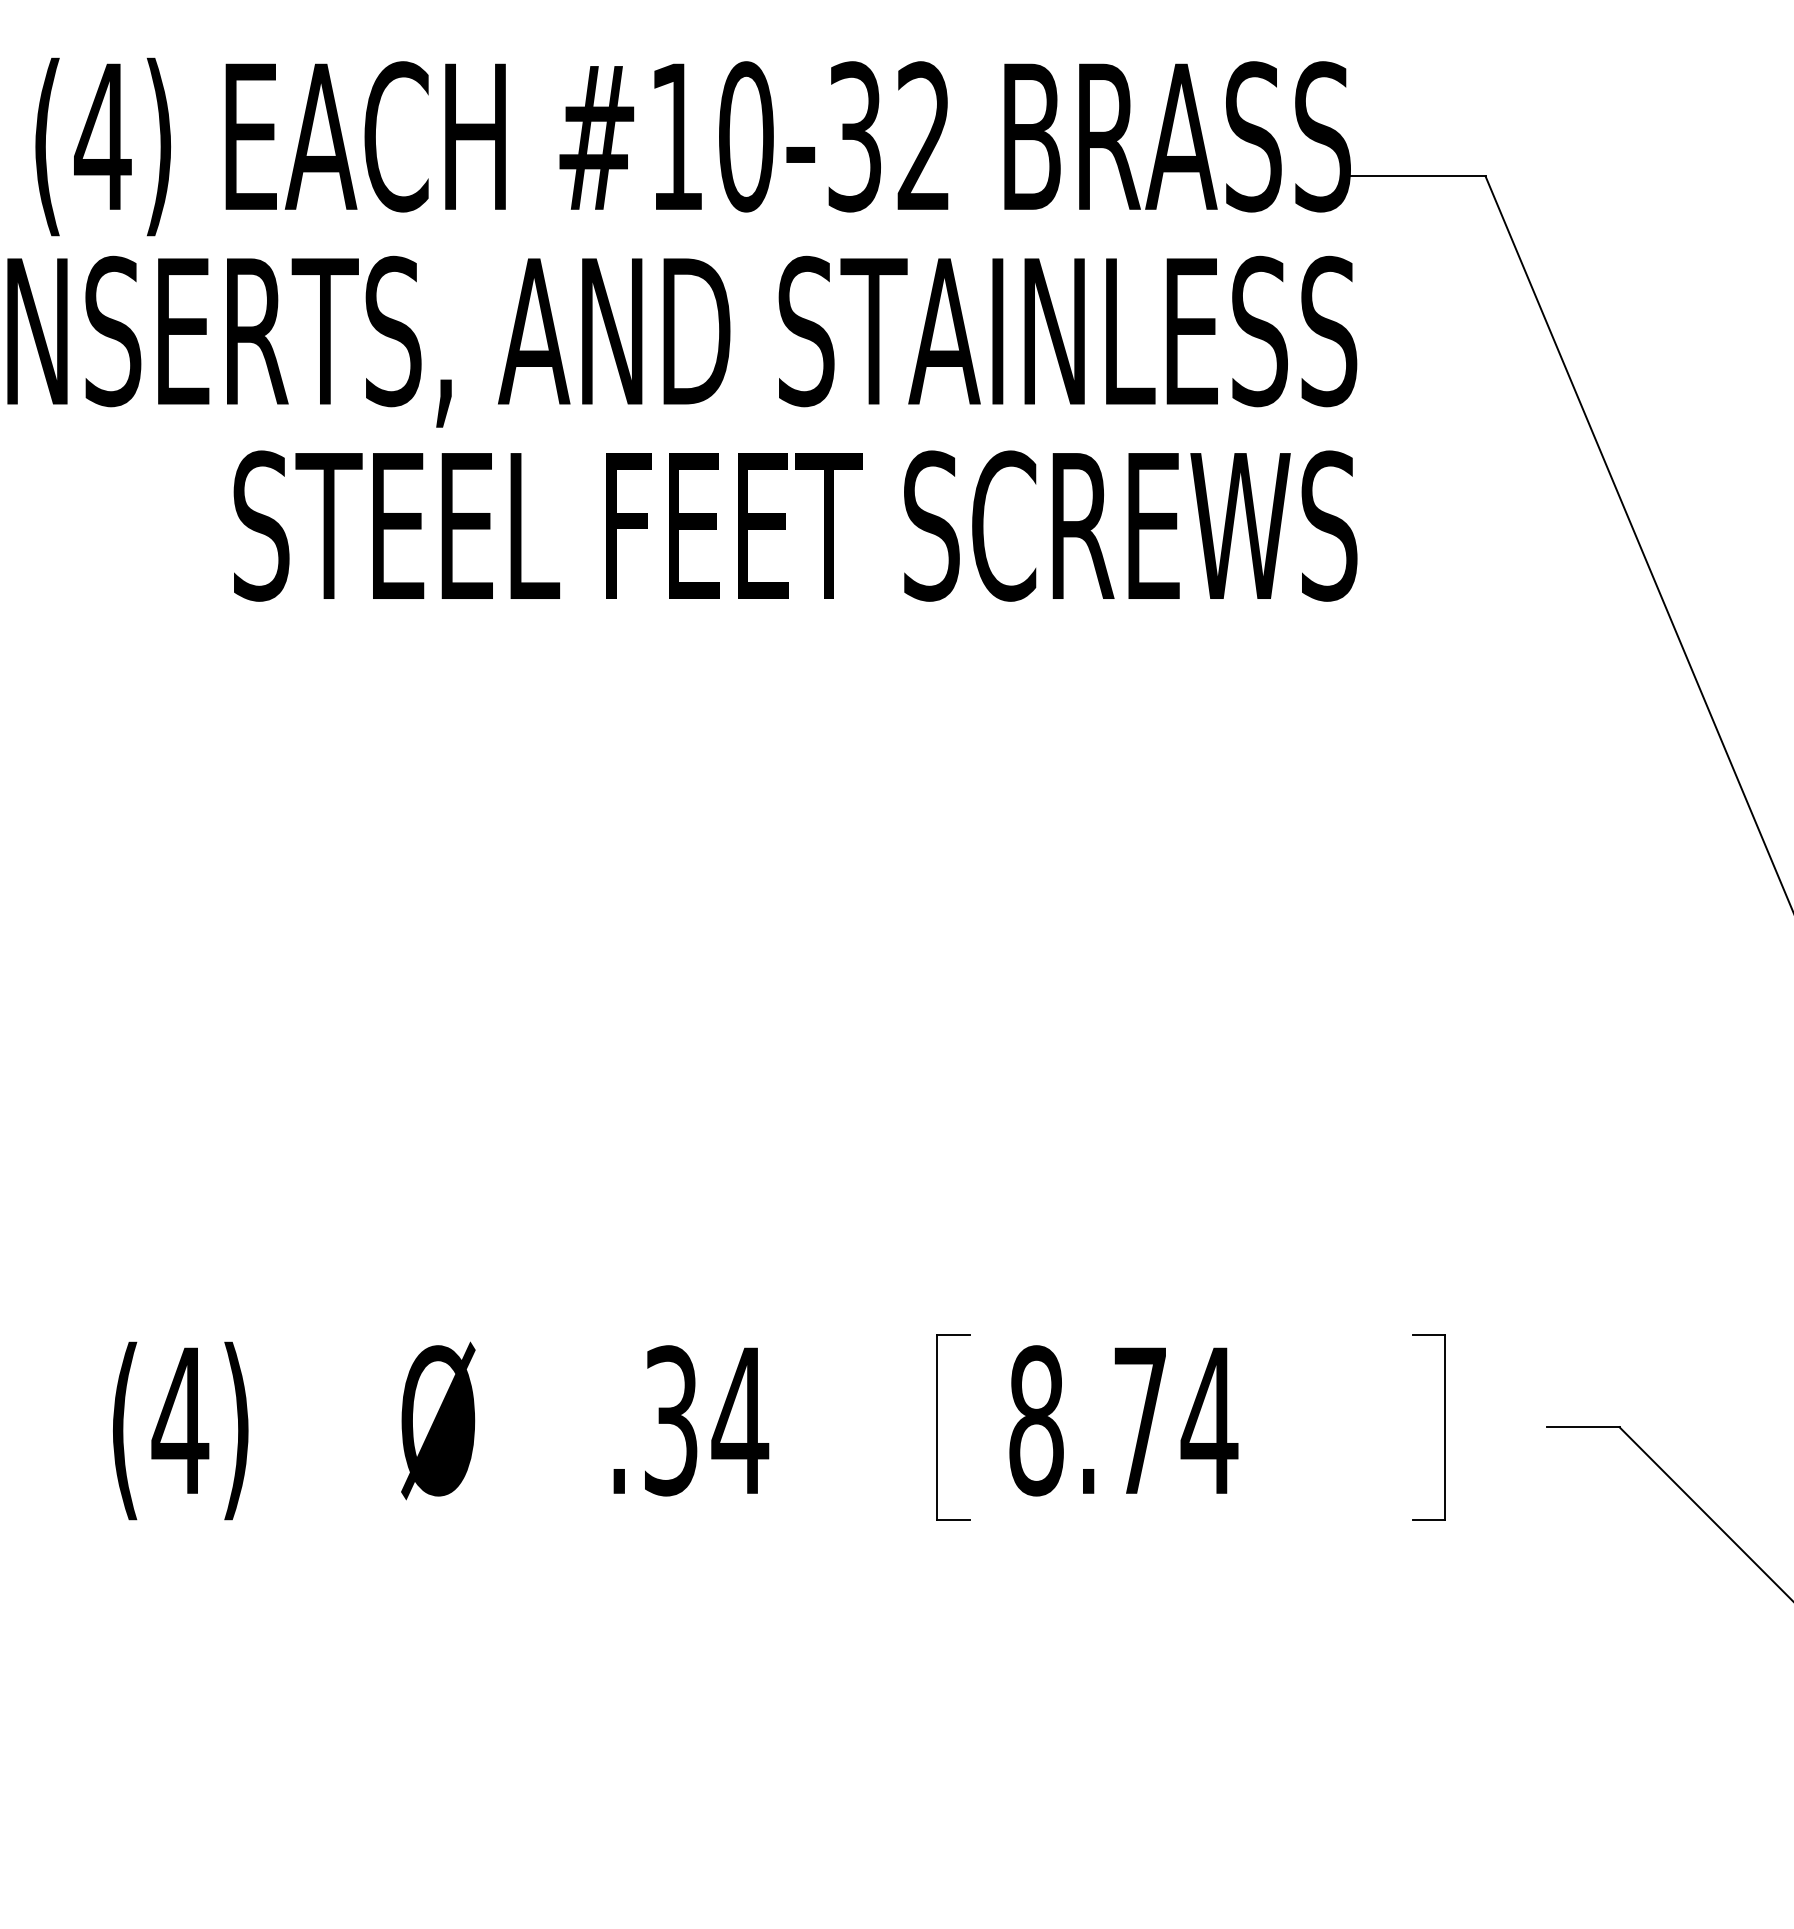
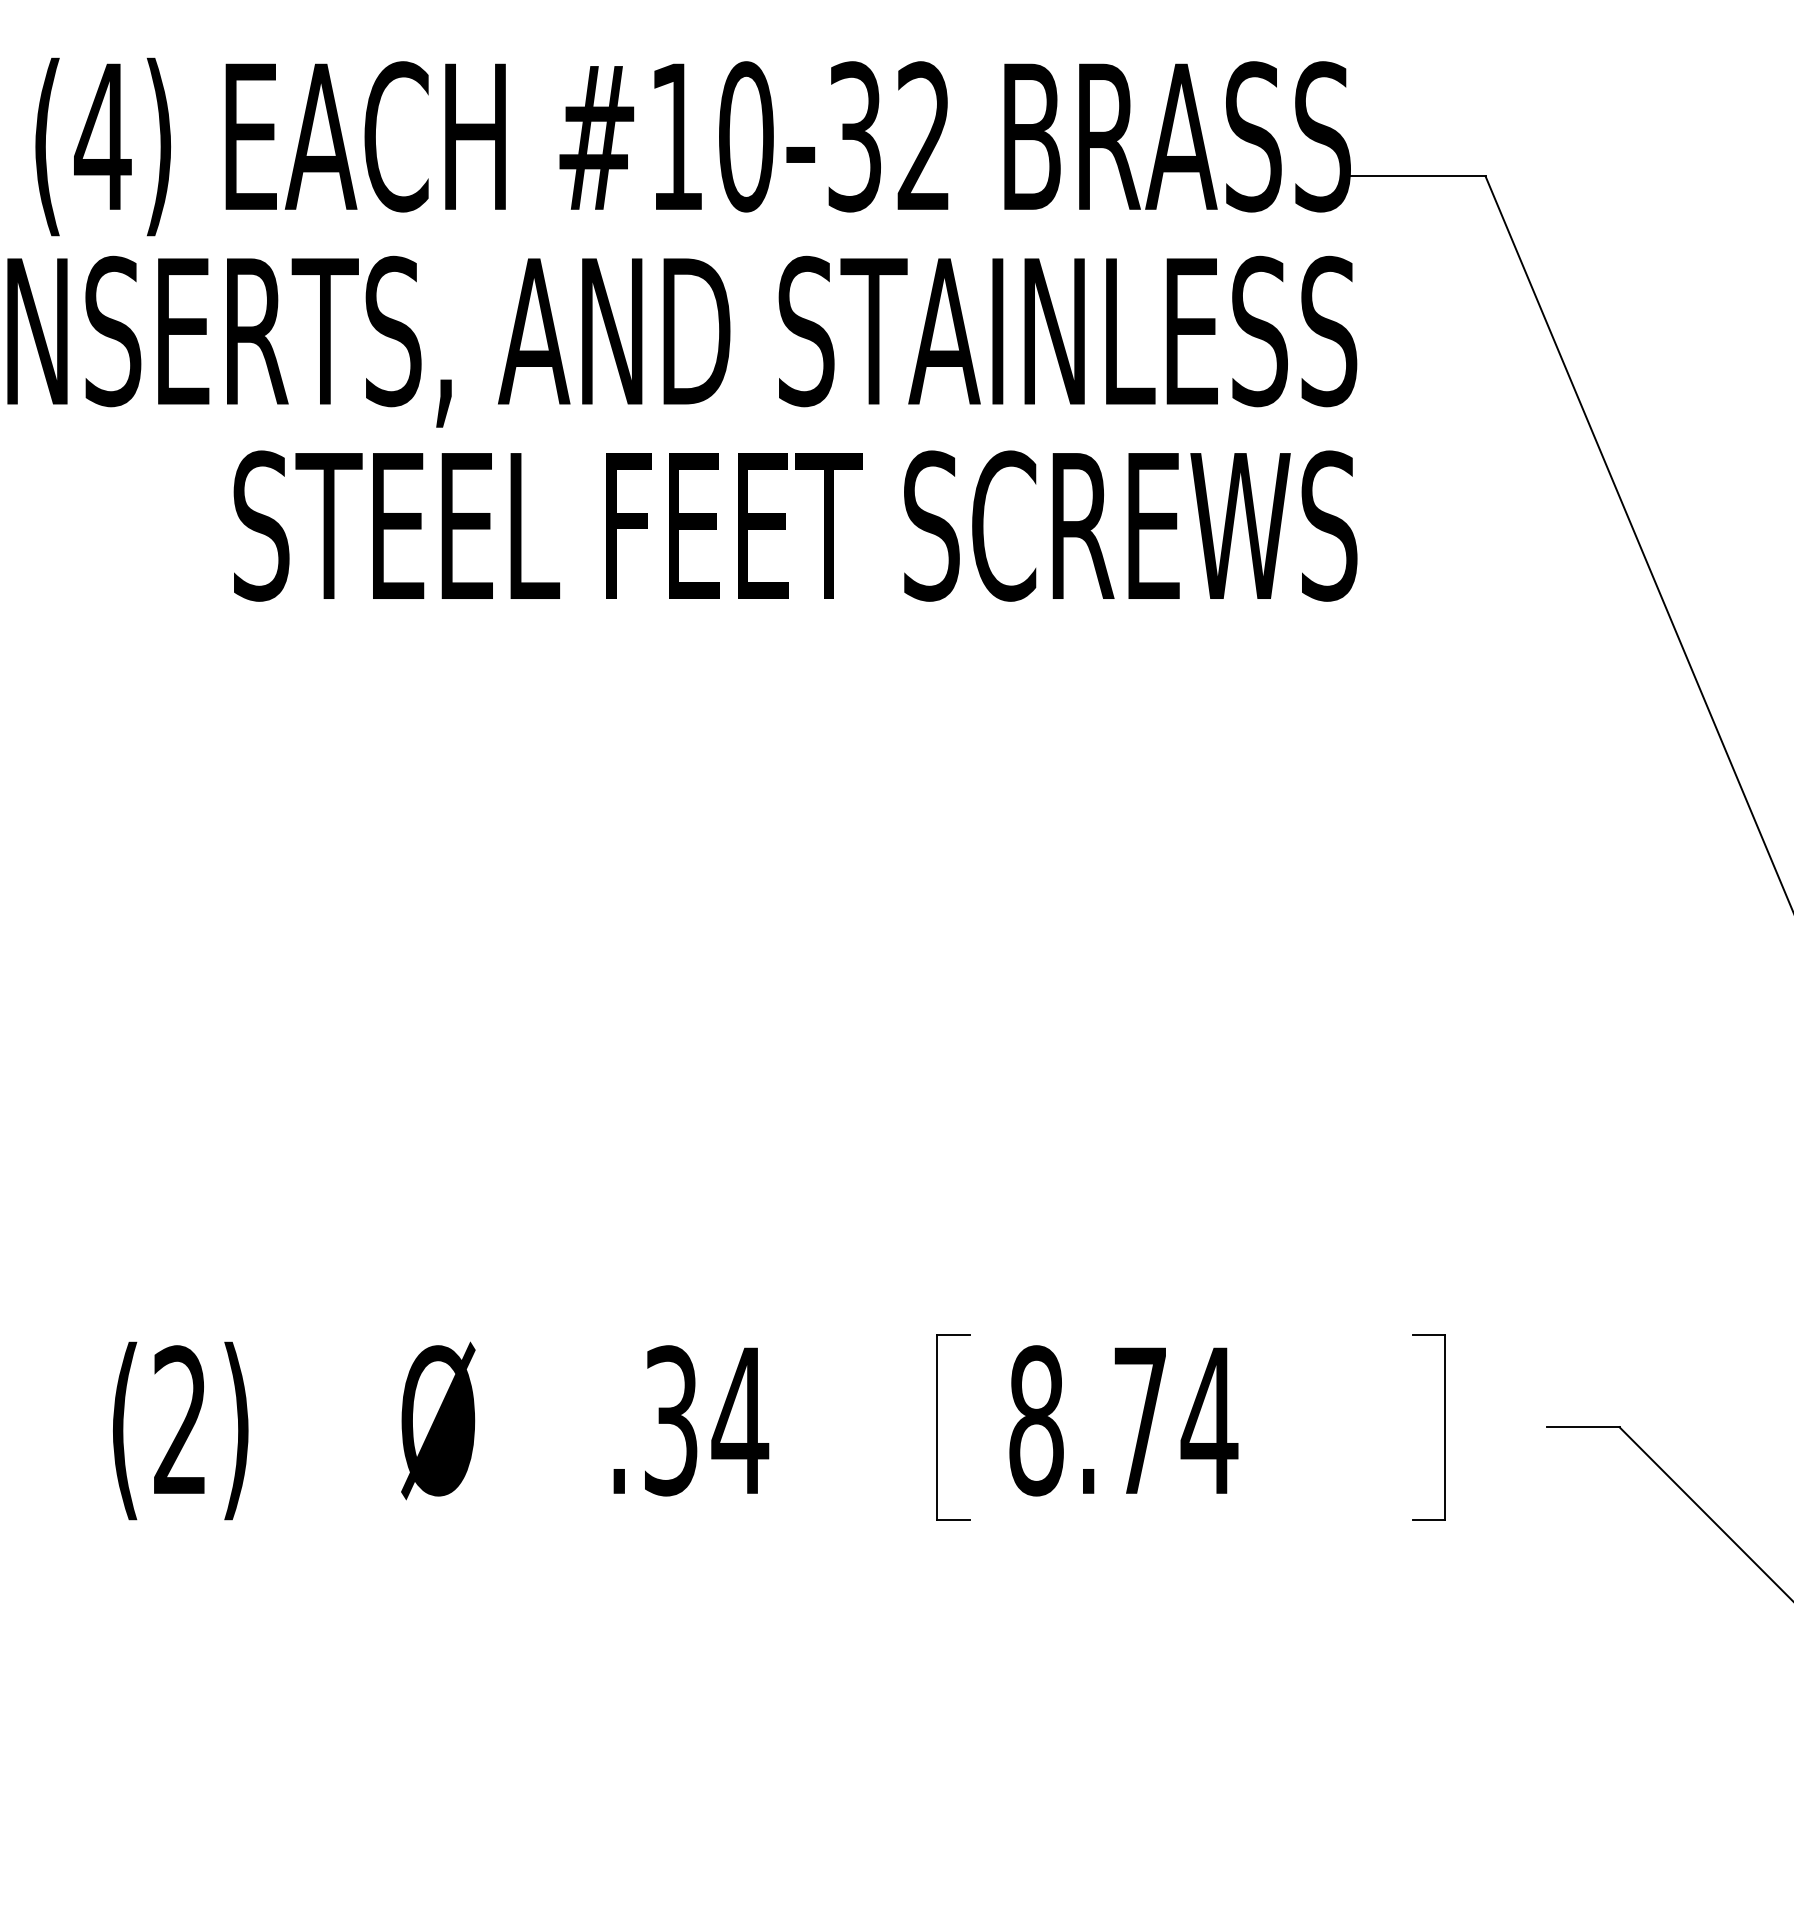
text: (4) -> (2) (180, 1419)
